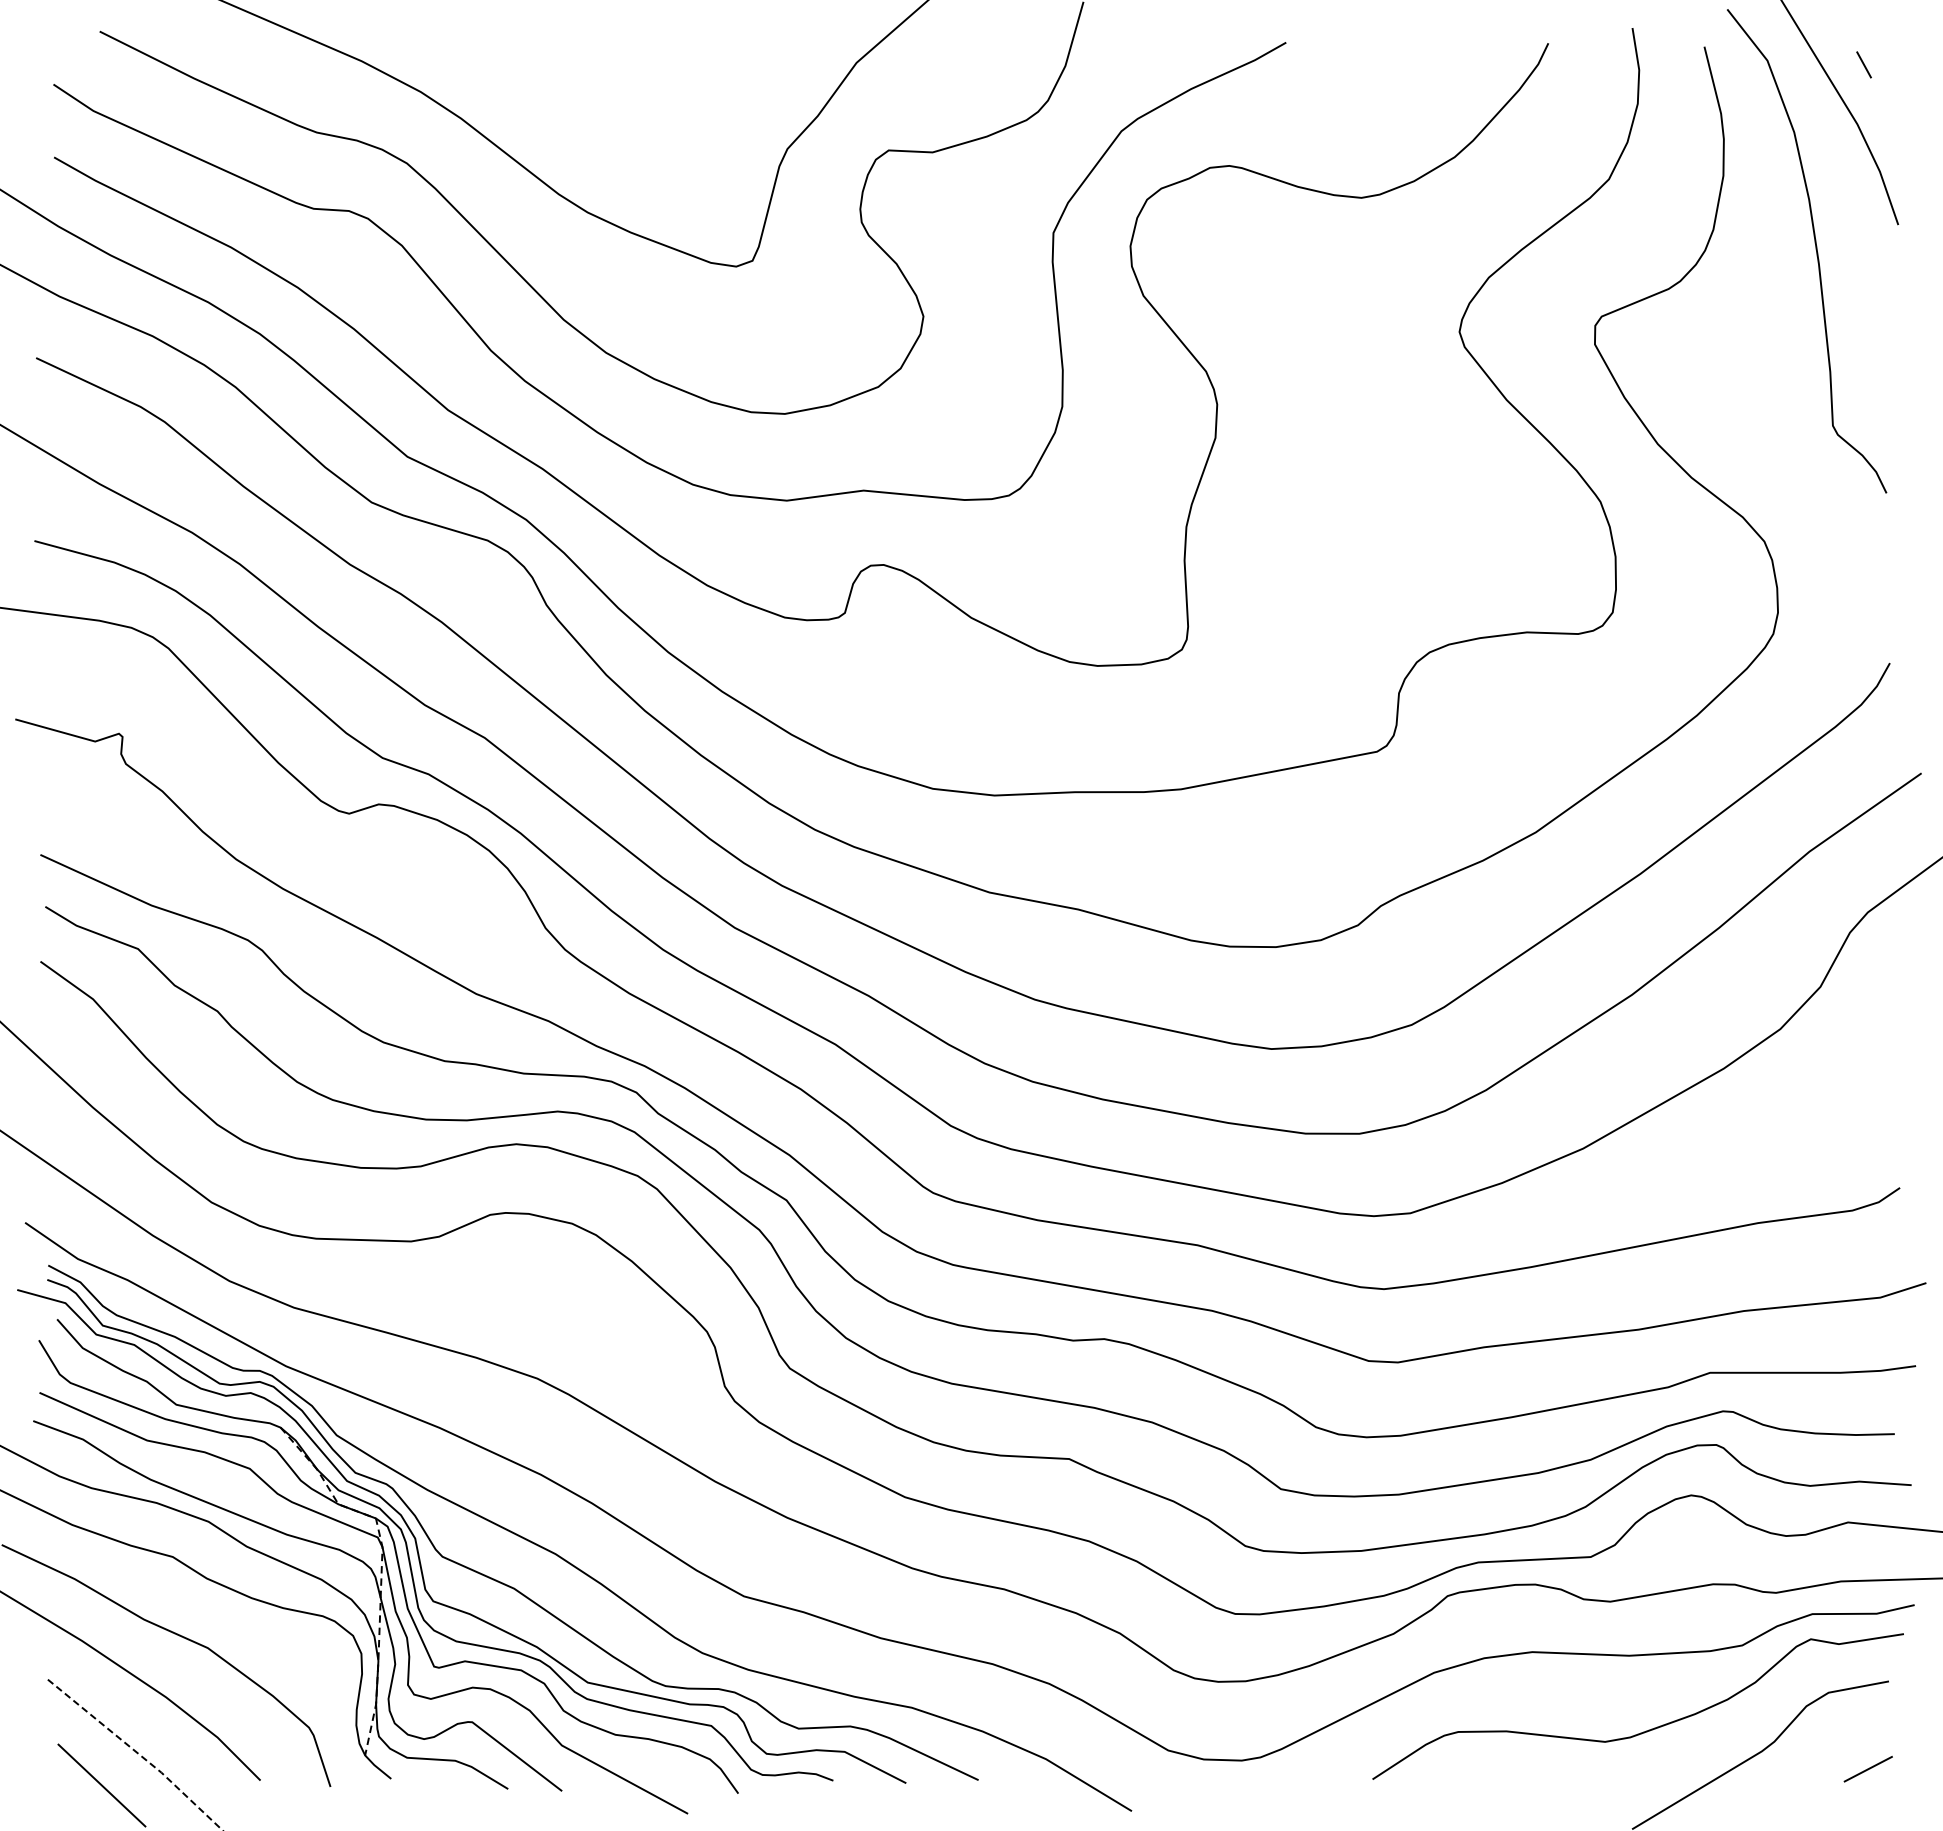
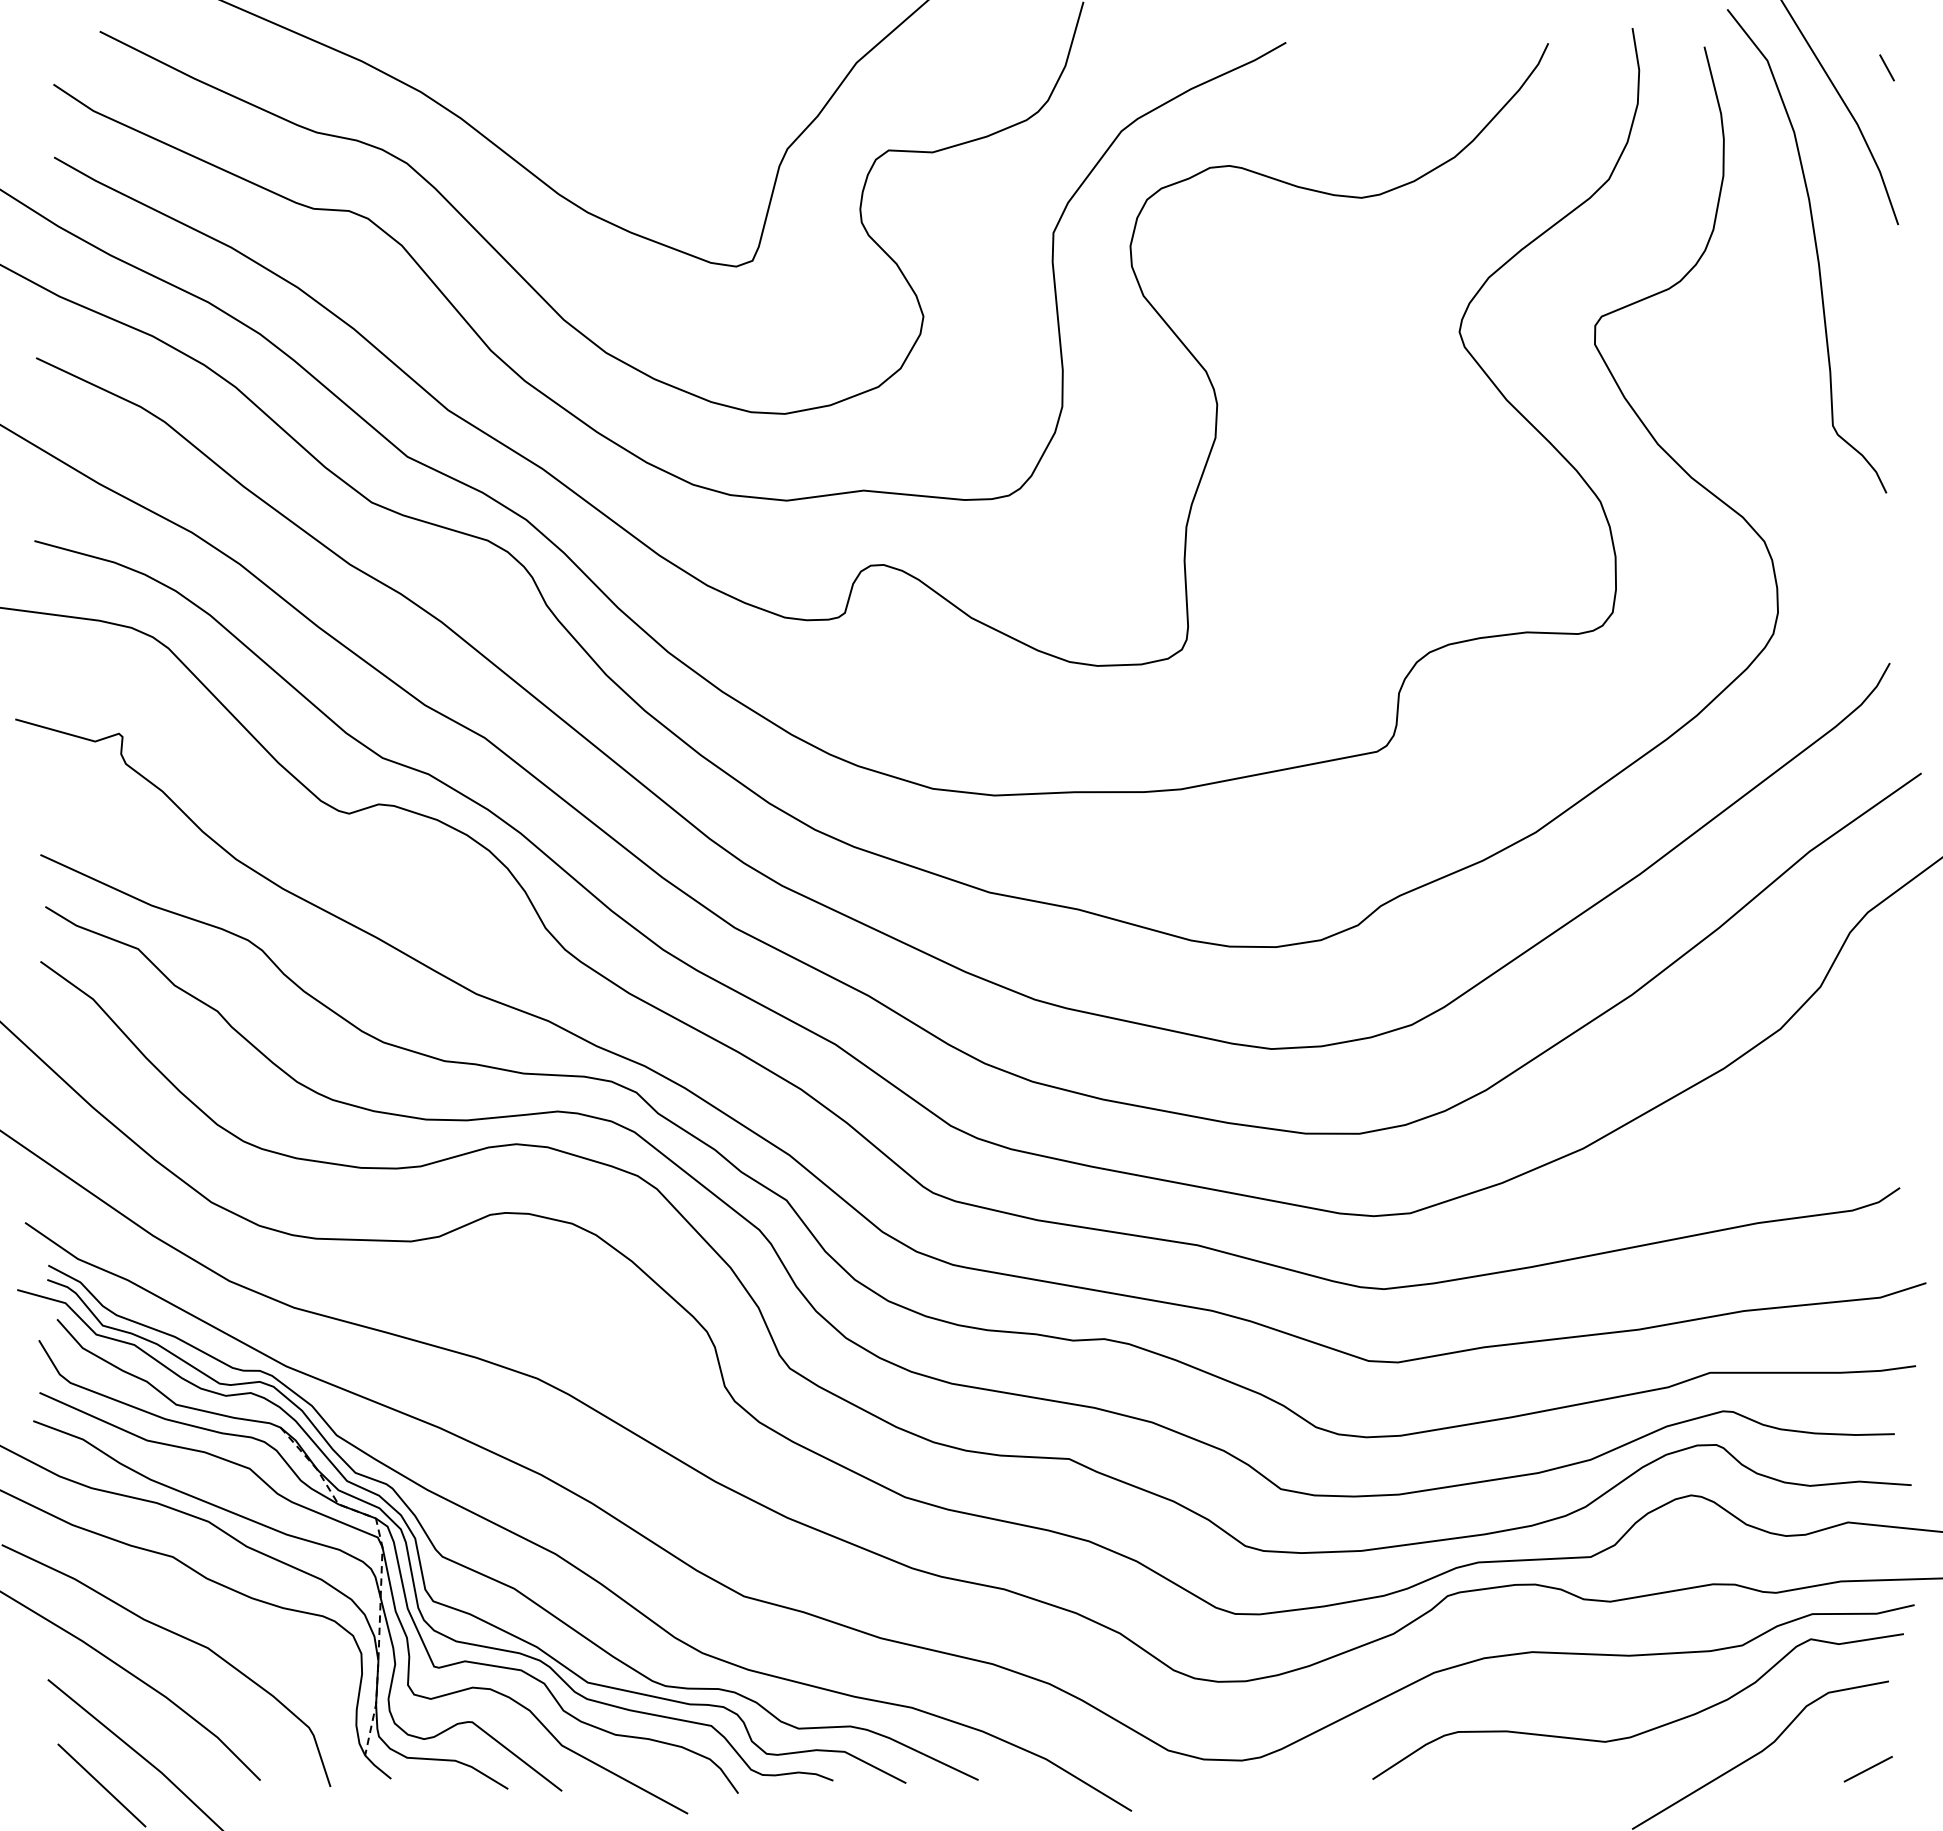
line position: (1863, 64) -> (1886, 67) (1886, 67)
line: dashed -> solid (138, 1753)
